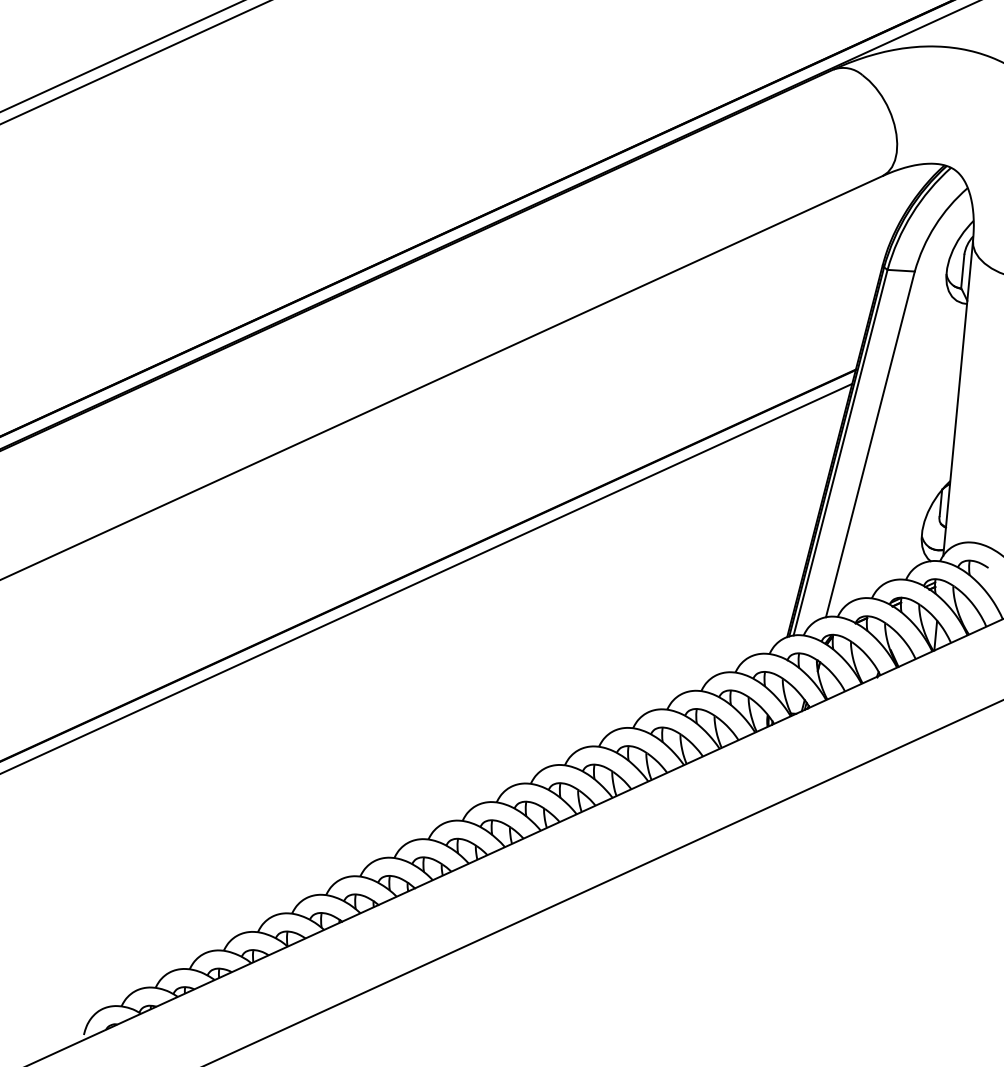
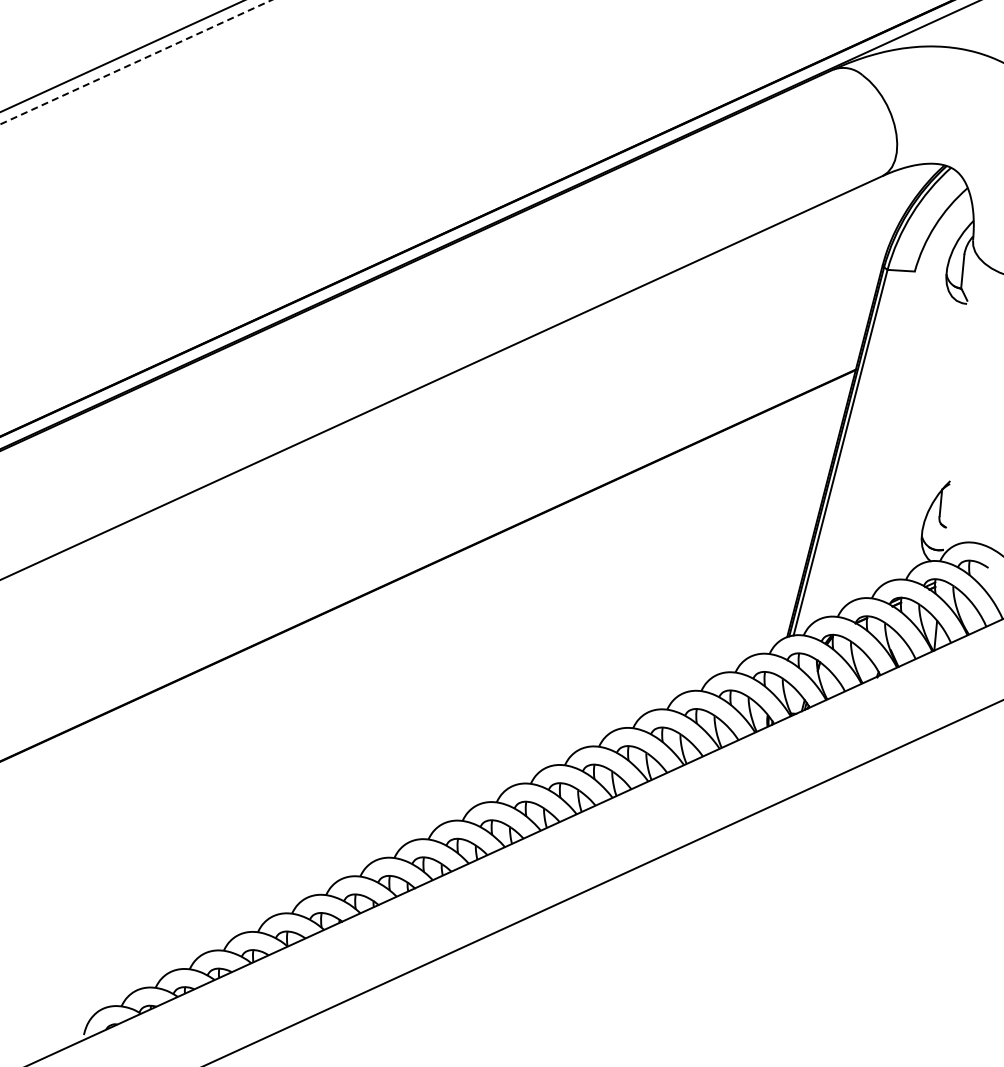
line: solid -> dashed (135, 62)
line: present -> none (958, 397)
line: present -> none (869, 444)
line: present -> none (427, 577)
